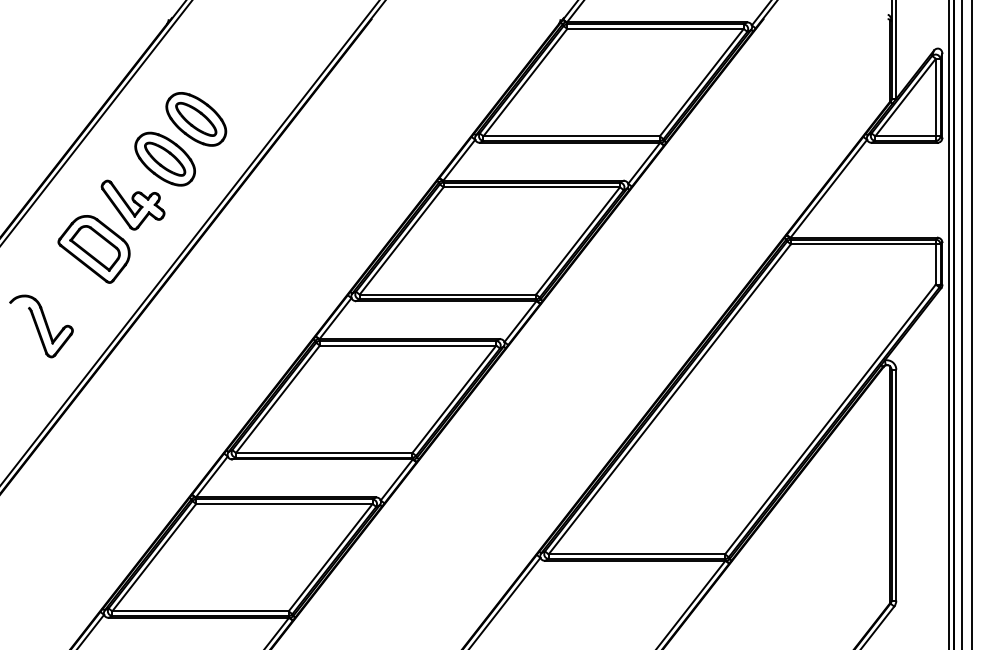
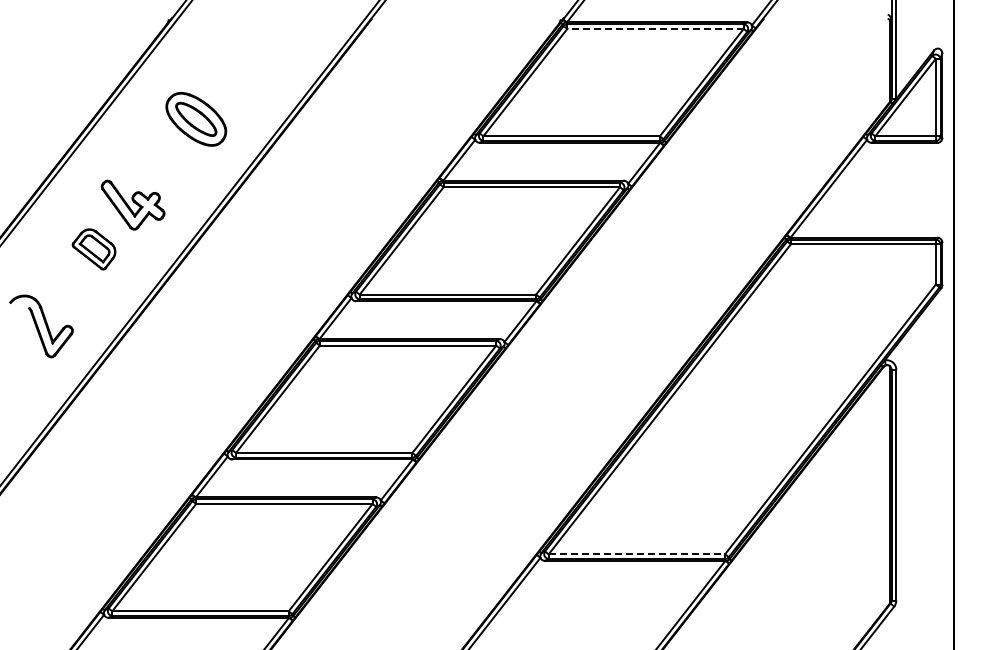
line: solid -> dashed (655, 28)
part: present -> none (164, 158)
part size: 74x69 px -> 46x43 px (93, 249)
line: present -> none (949, 324)
line: present -> none (962, 324)
line: present -> none (971, 324)
line: solid -> dashed (637, 554)
